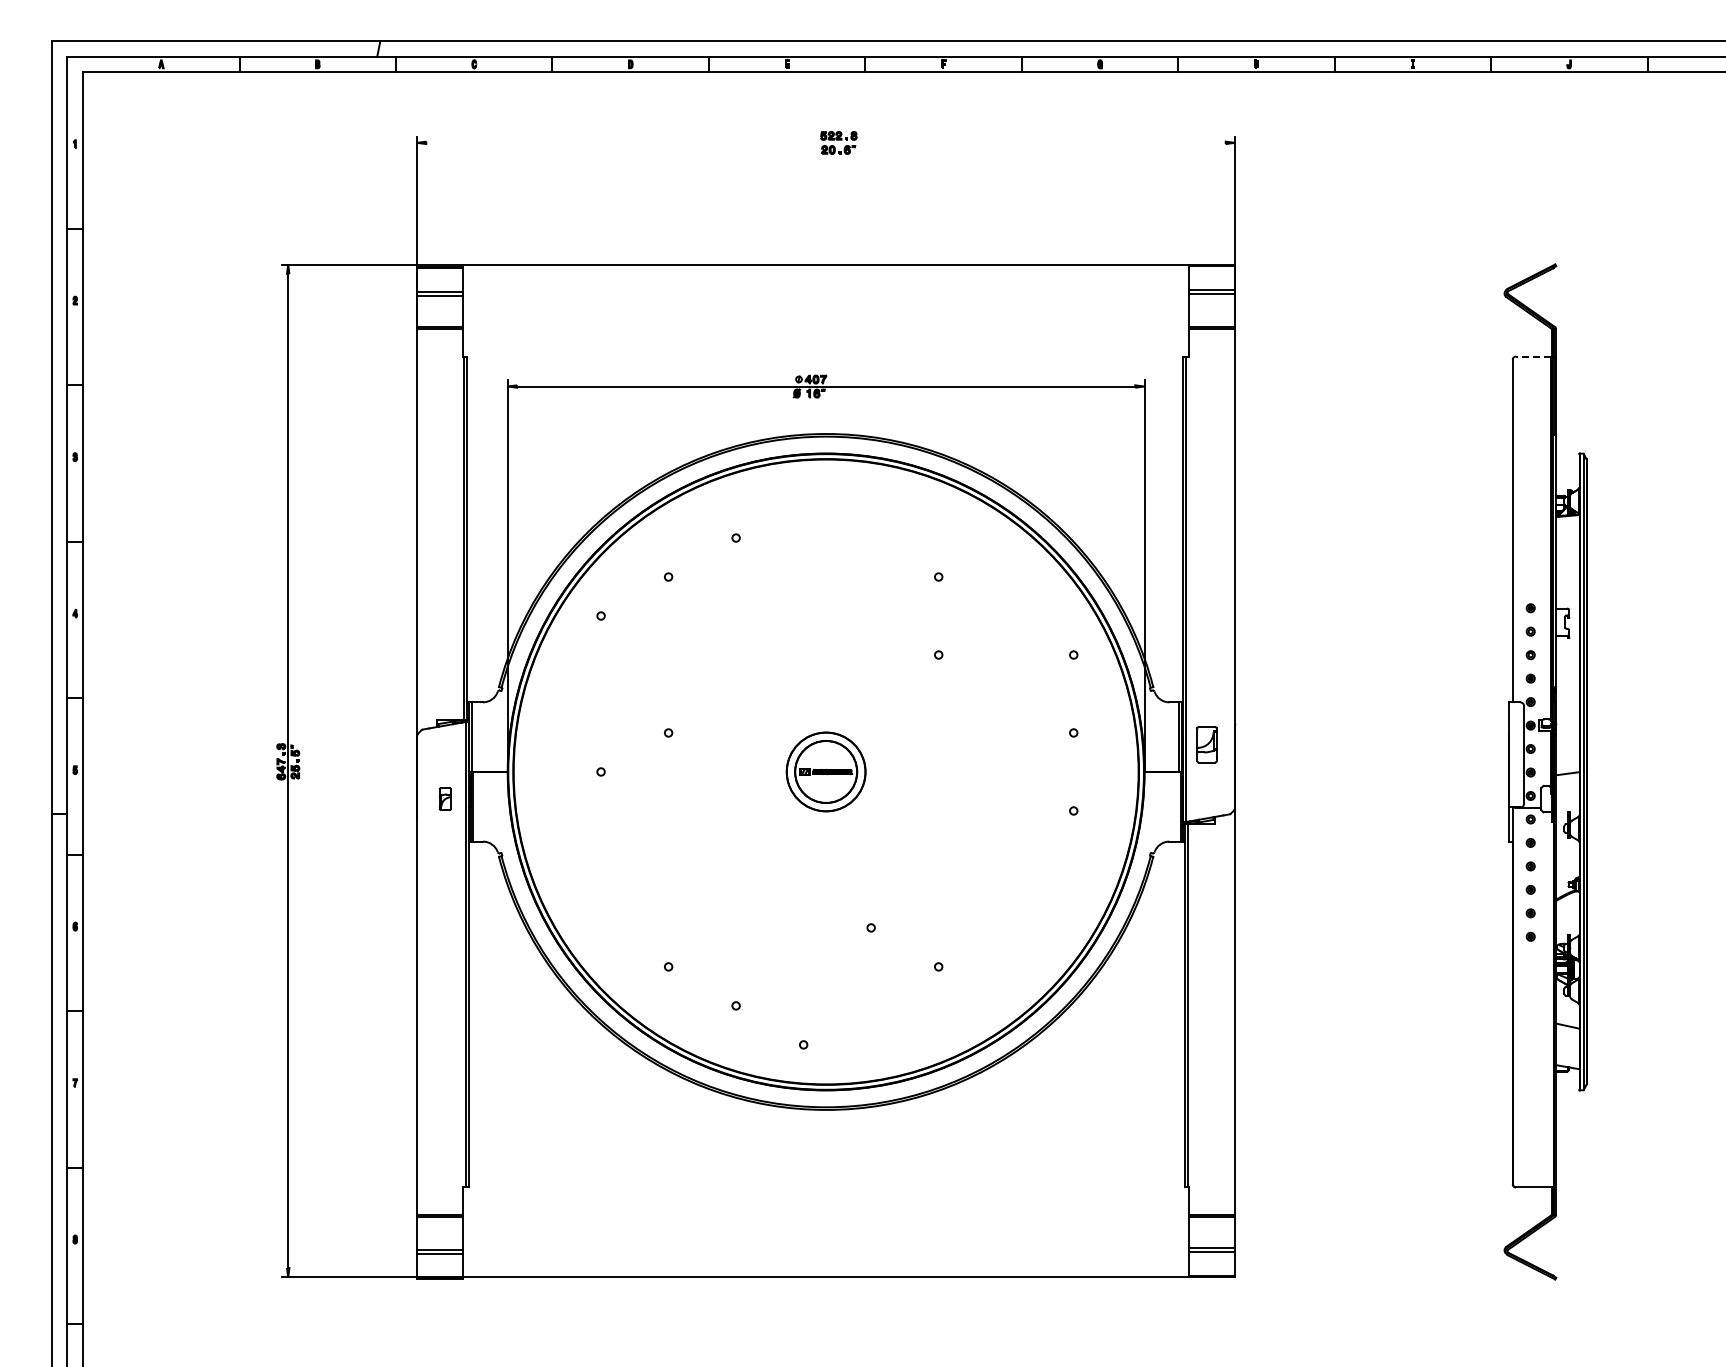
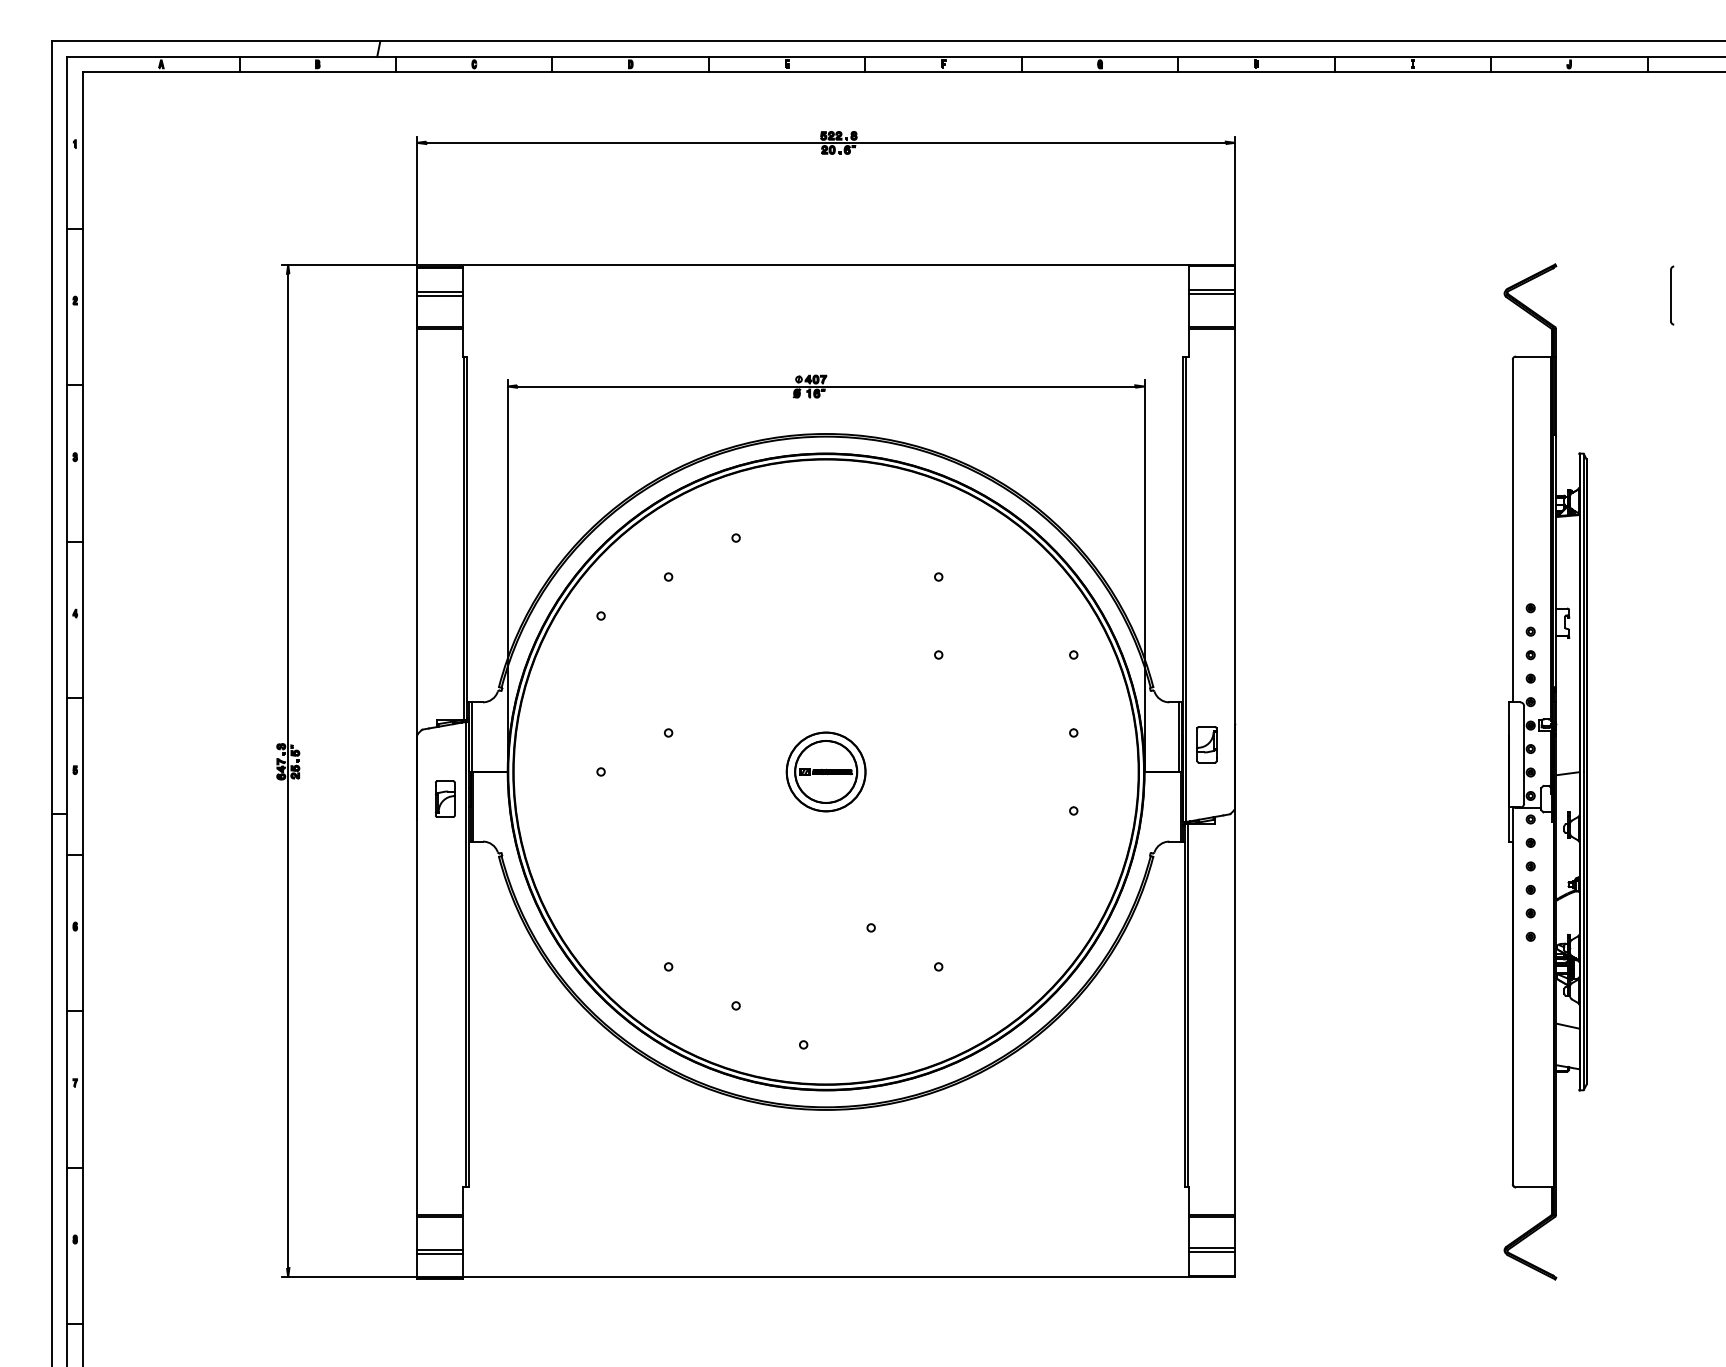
line: none -> present (825, 142)
part: none -> present (1672, 295)
line: dashed -> solid (1532, 356)
part size: 14x24 px -> 21x38 px (445, 798)
